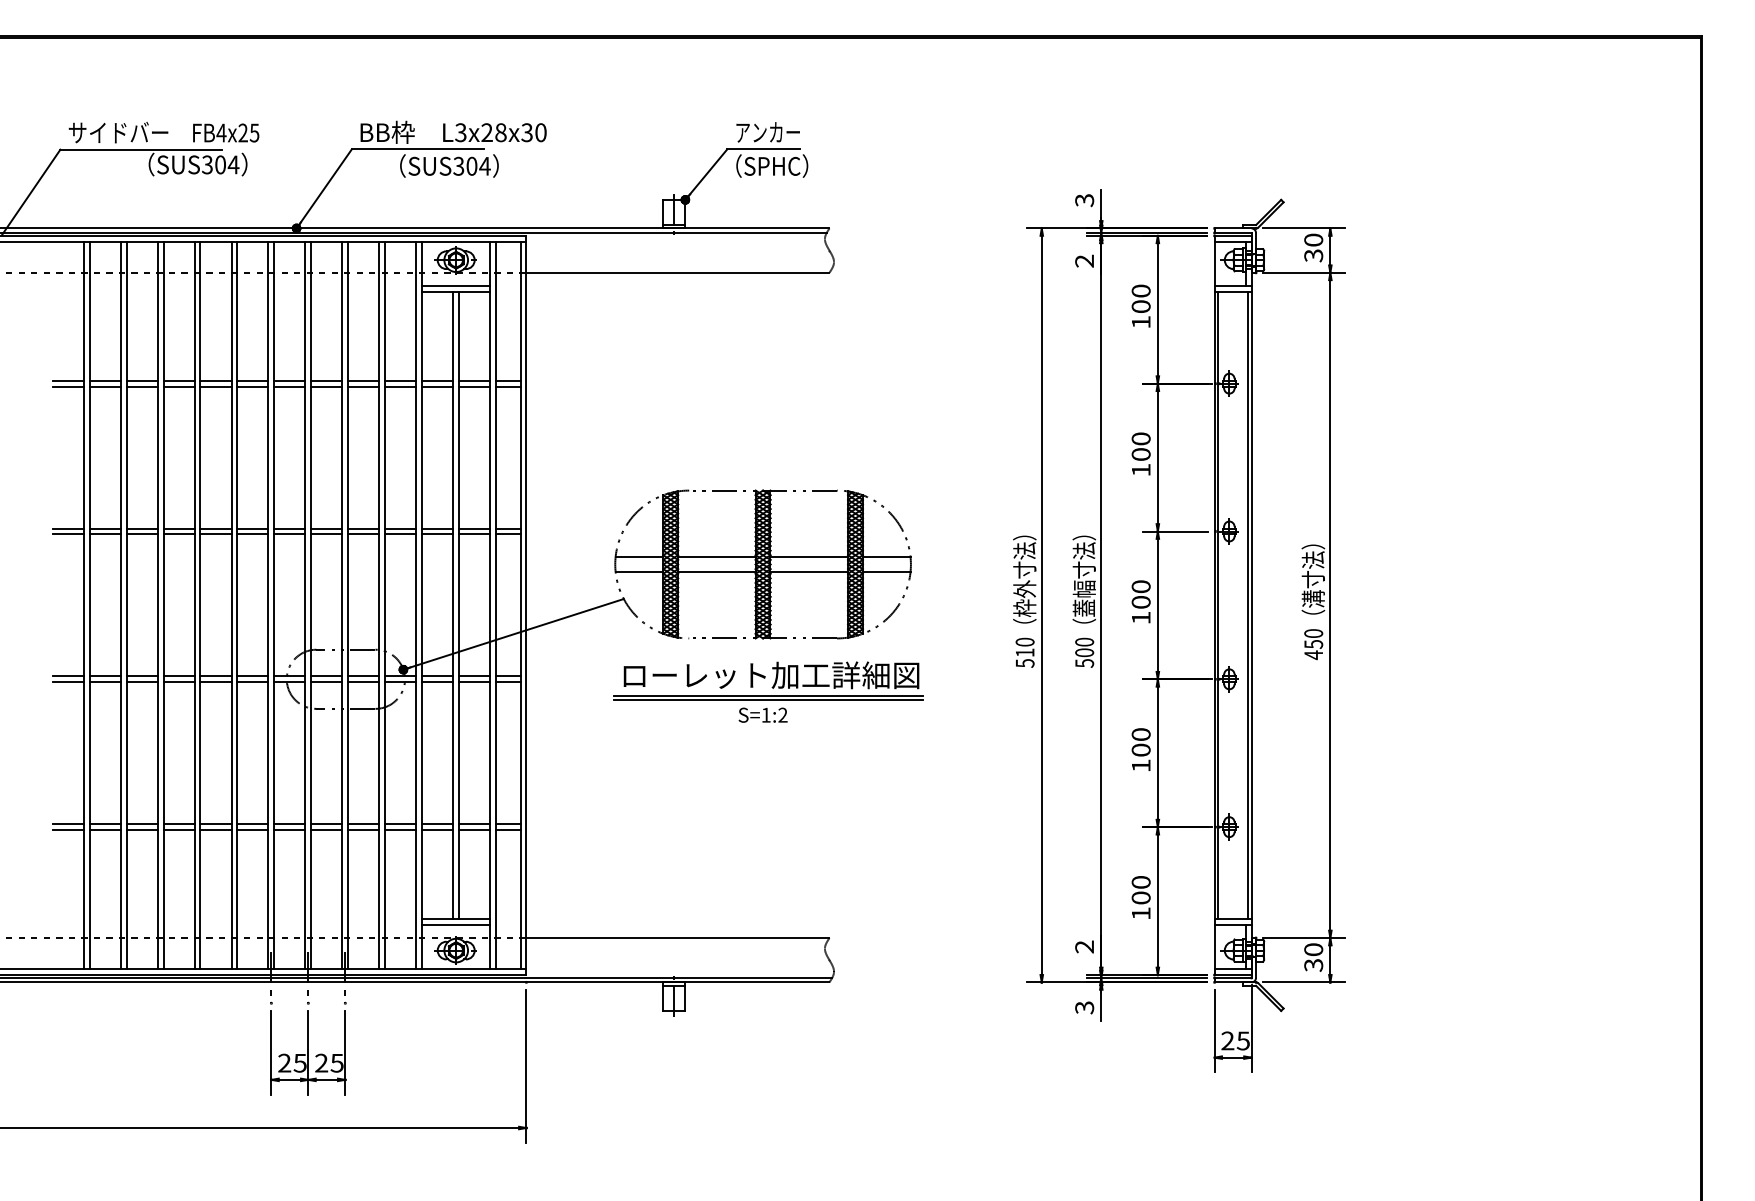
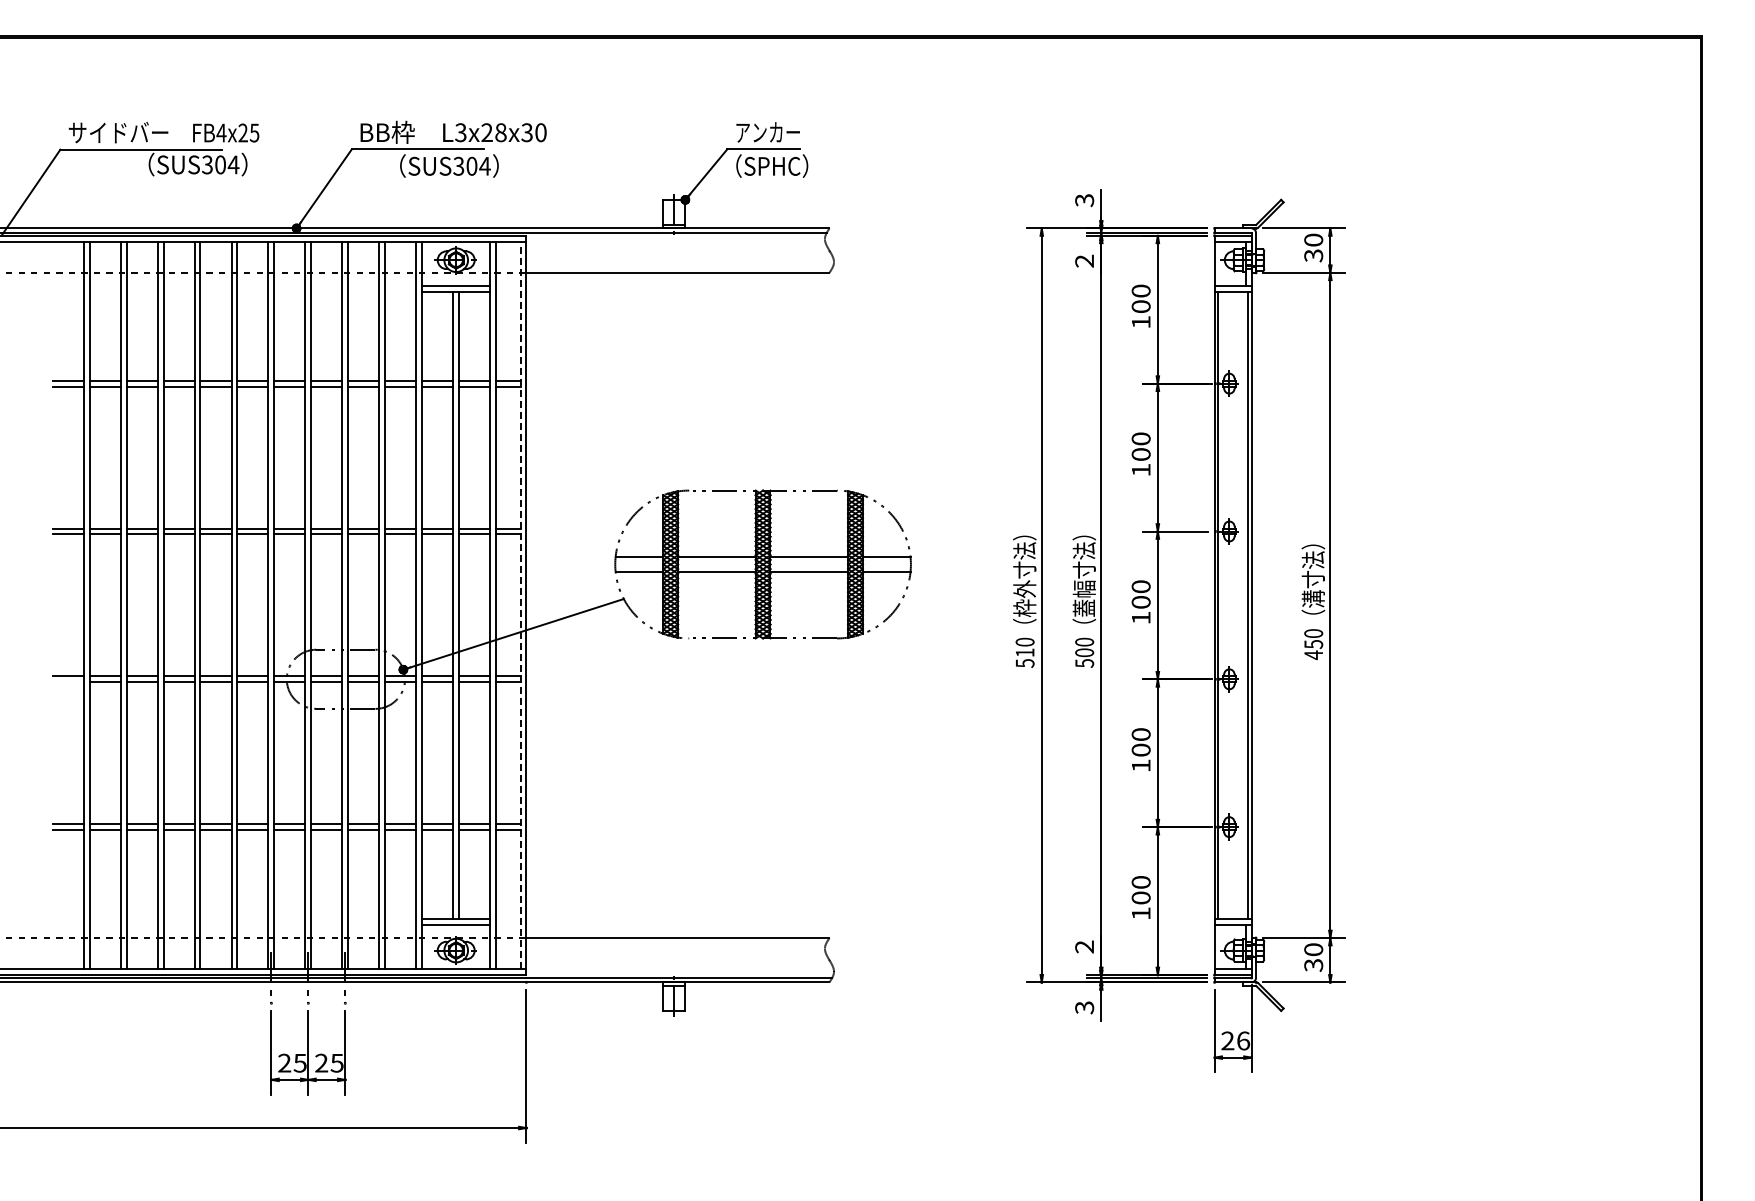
line: solid -> dashed (520, 605)
line: present -> none (67, 682)
part: present -> none (768, 691)
text: 25 -> 26 (1243, 1040)
